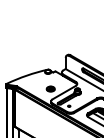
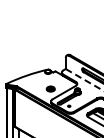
line: solid -> dashed (84, 80)
